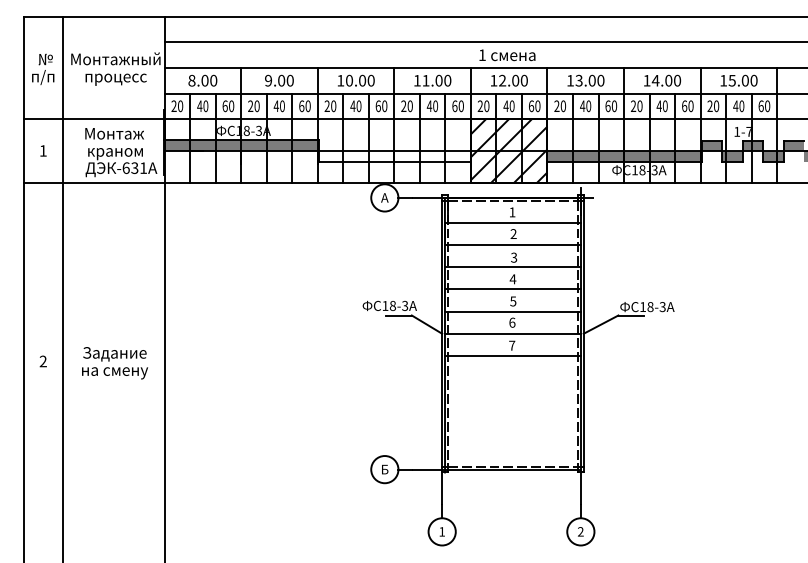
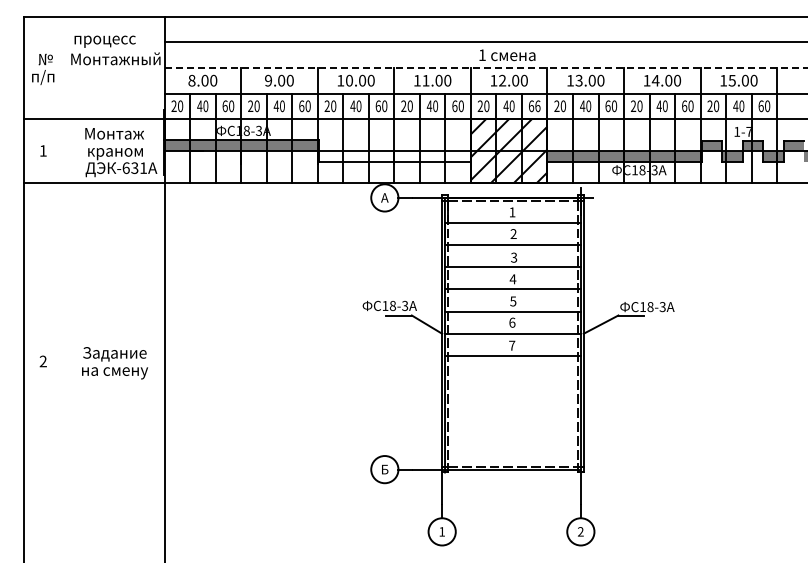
line: solid -> dashed (486, 68)
text position: (115, 79) -> (104, 41) (104, 41)
text: 60 -> 66 (537, 105)
line: present -> none (62, 287)
